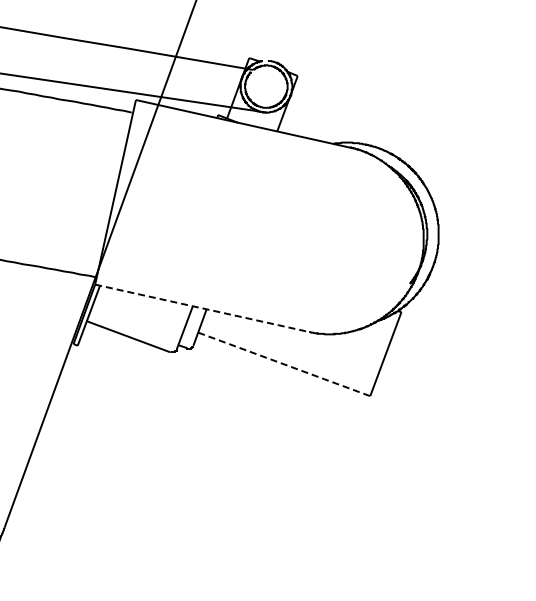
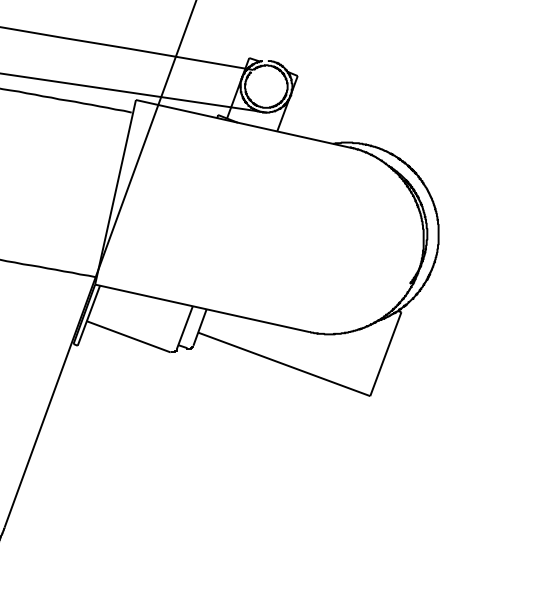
line: dashed -> solid (202, 308)
line: dashed -> solid (284, 364)
